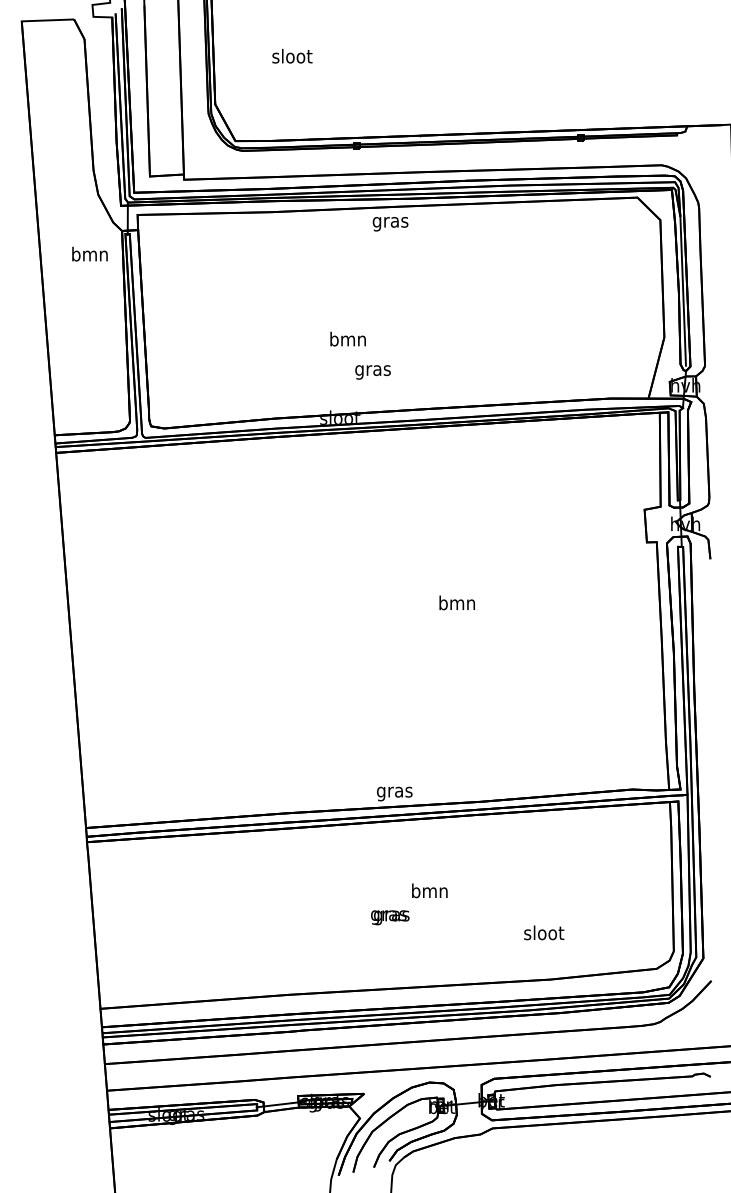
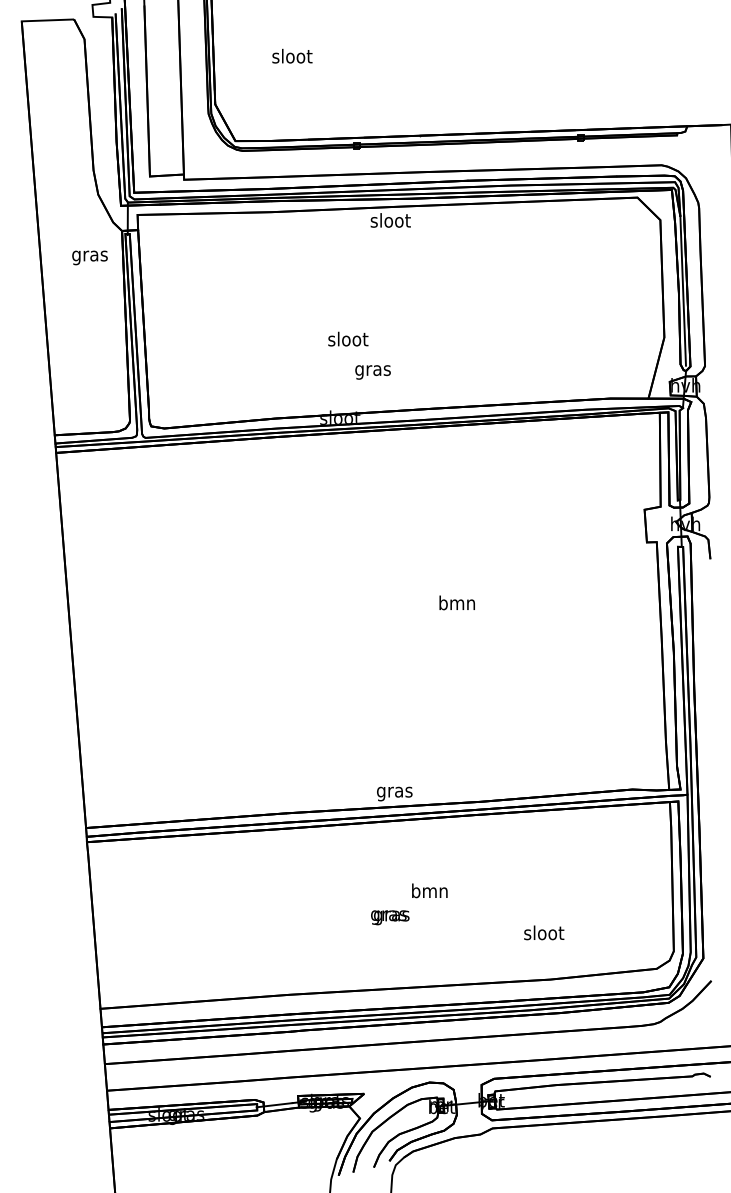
text: gras -> sloot (390, 222)
text: bmn -> gras (89, 255)
text: bmn -> sloot (348, 338)
